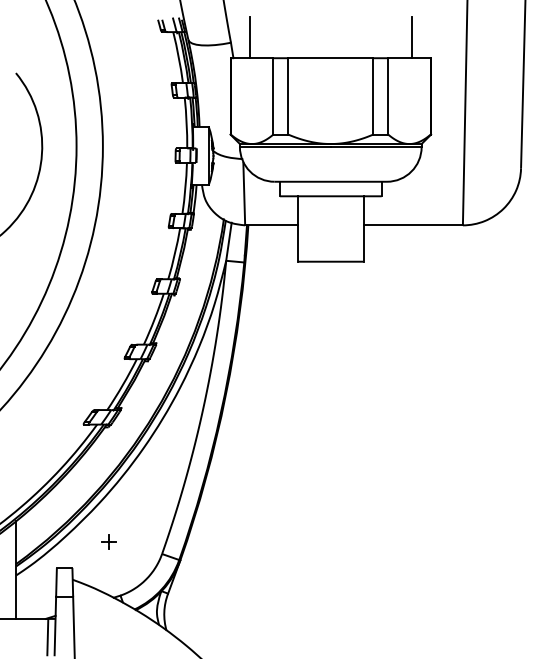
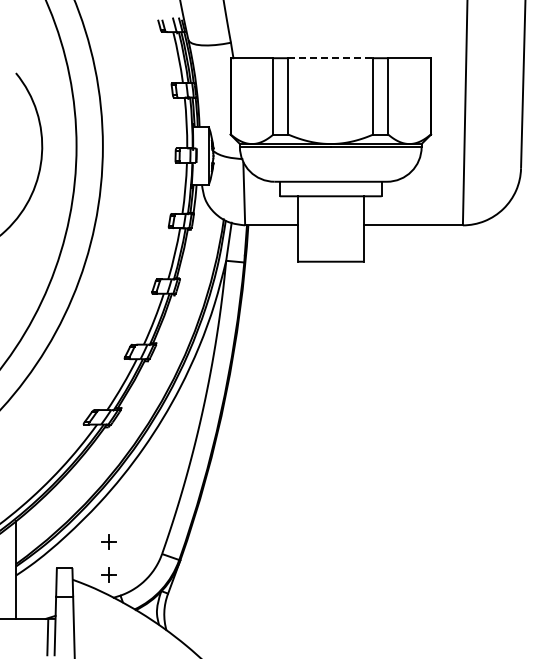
line: present -> none (249, 37)
line: present -> none (411, 37)
line: solid -> dashed (331, 58)
part: none -> present (108, 574)
